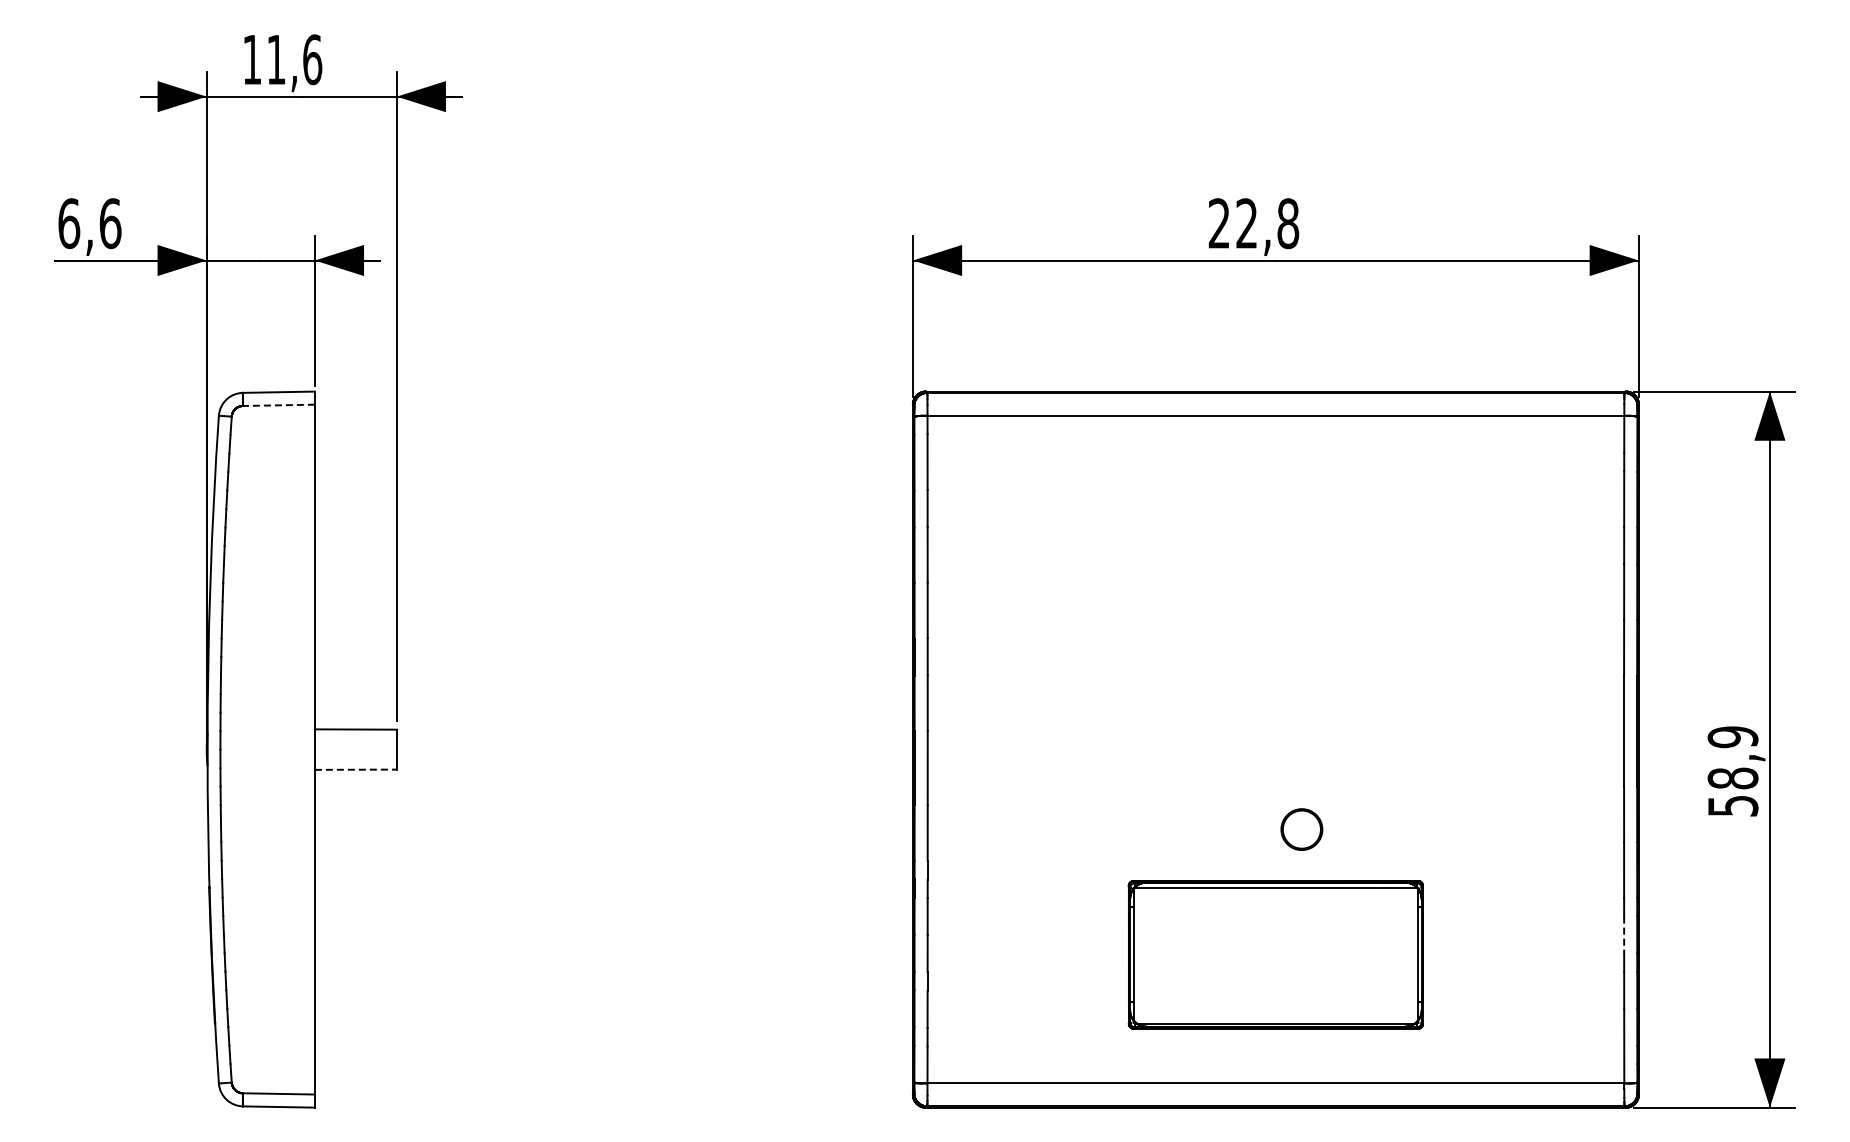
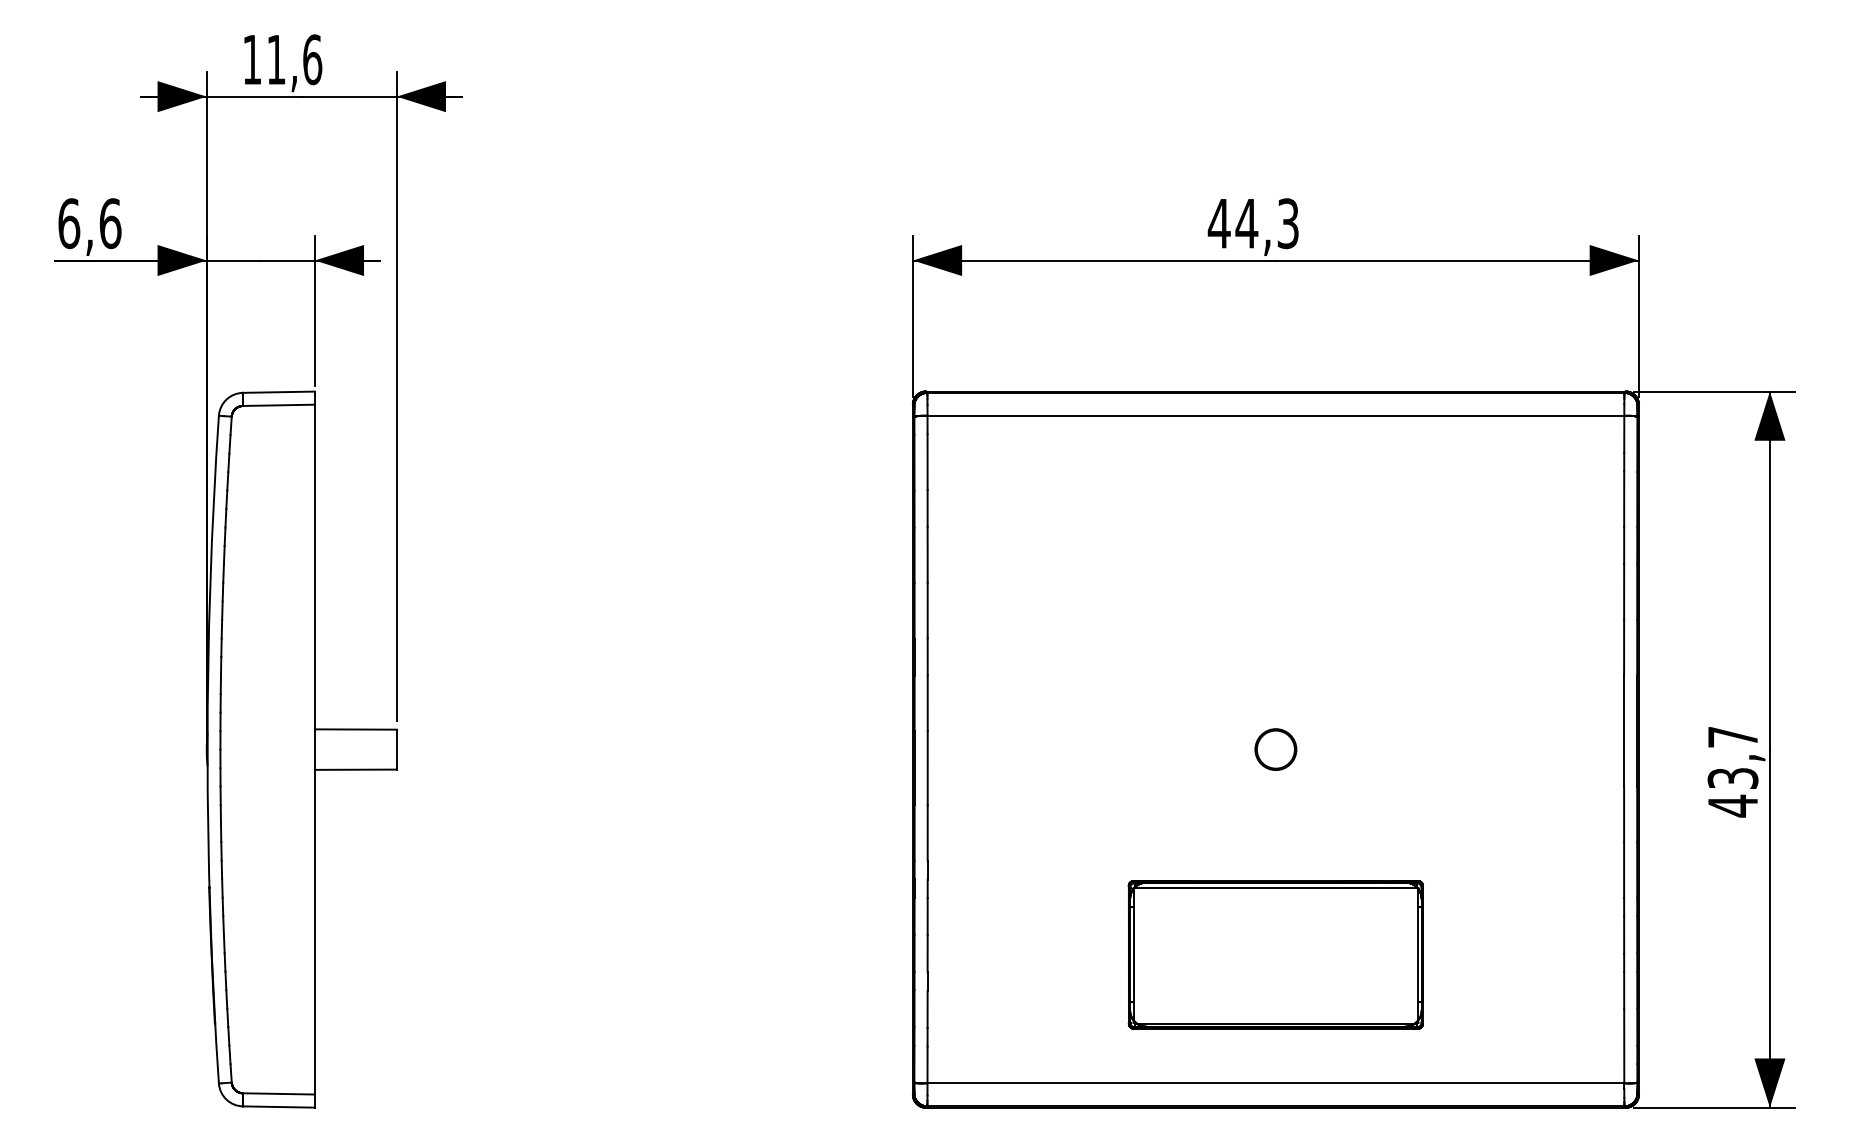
text: 22,8 -> 44,3 (1253, 223)
line: dashed -> solid (278, 405)
line: dashed -> solid (355, 769)
text: 58,9 -> 43,7 (1732, 771)
part position: (1301, 829) -> (1275, 749) (1275, 749)
line: dashed -> solid (1624, 935)
